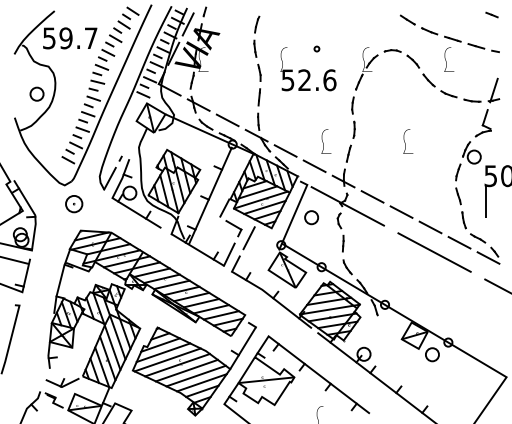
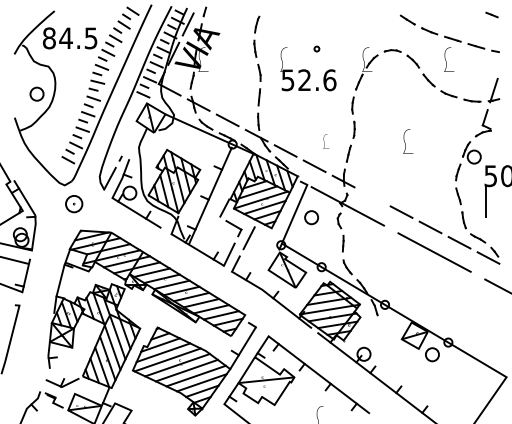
text: 59.7 -> 84.5 (69, 38)
part size: 11x25 px -> 7x15 px (326, 141)
line: present -> none (372, 196)
